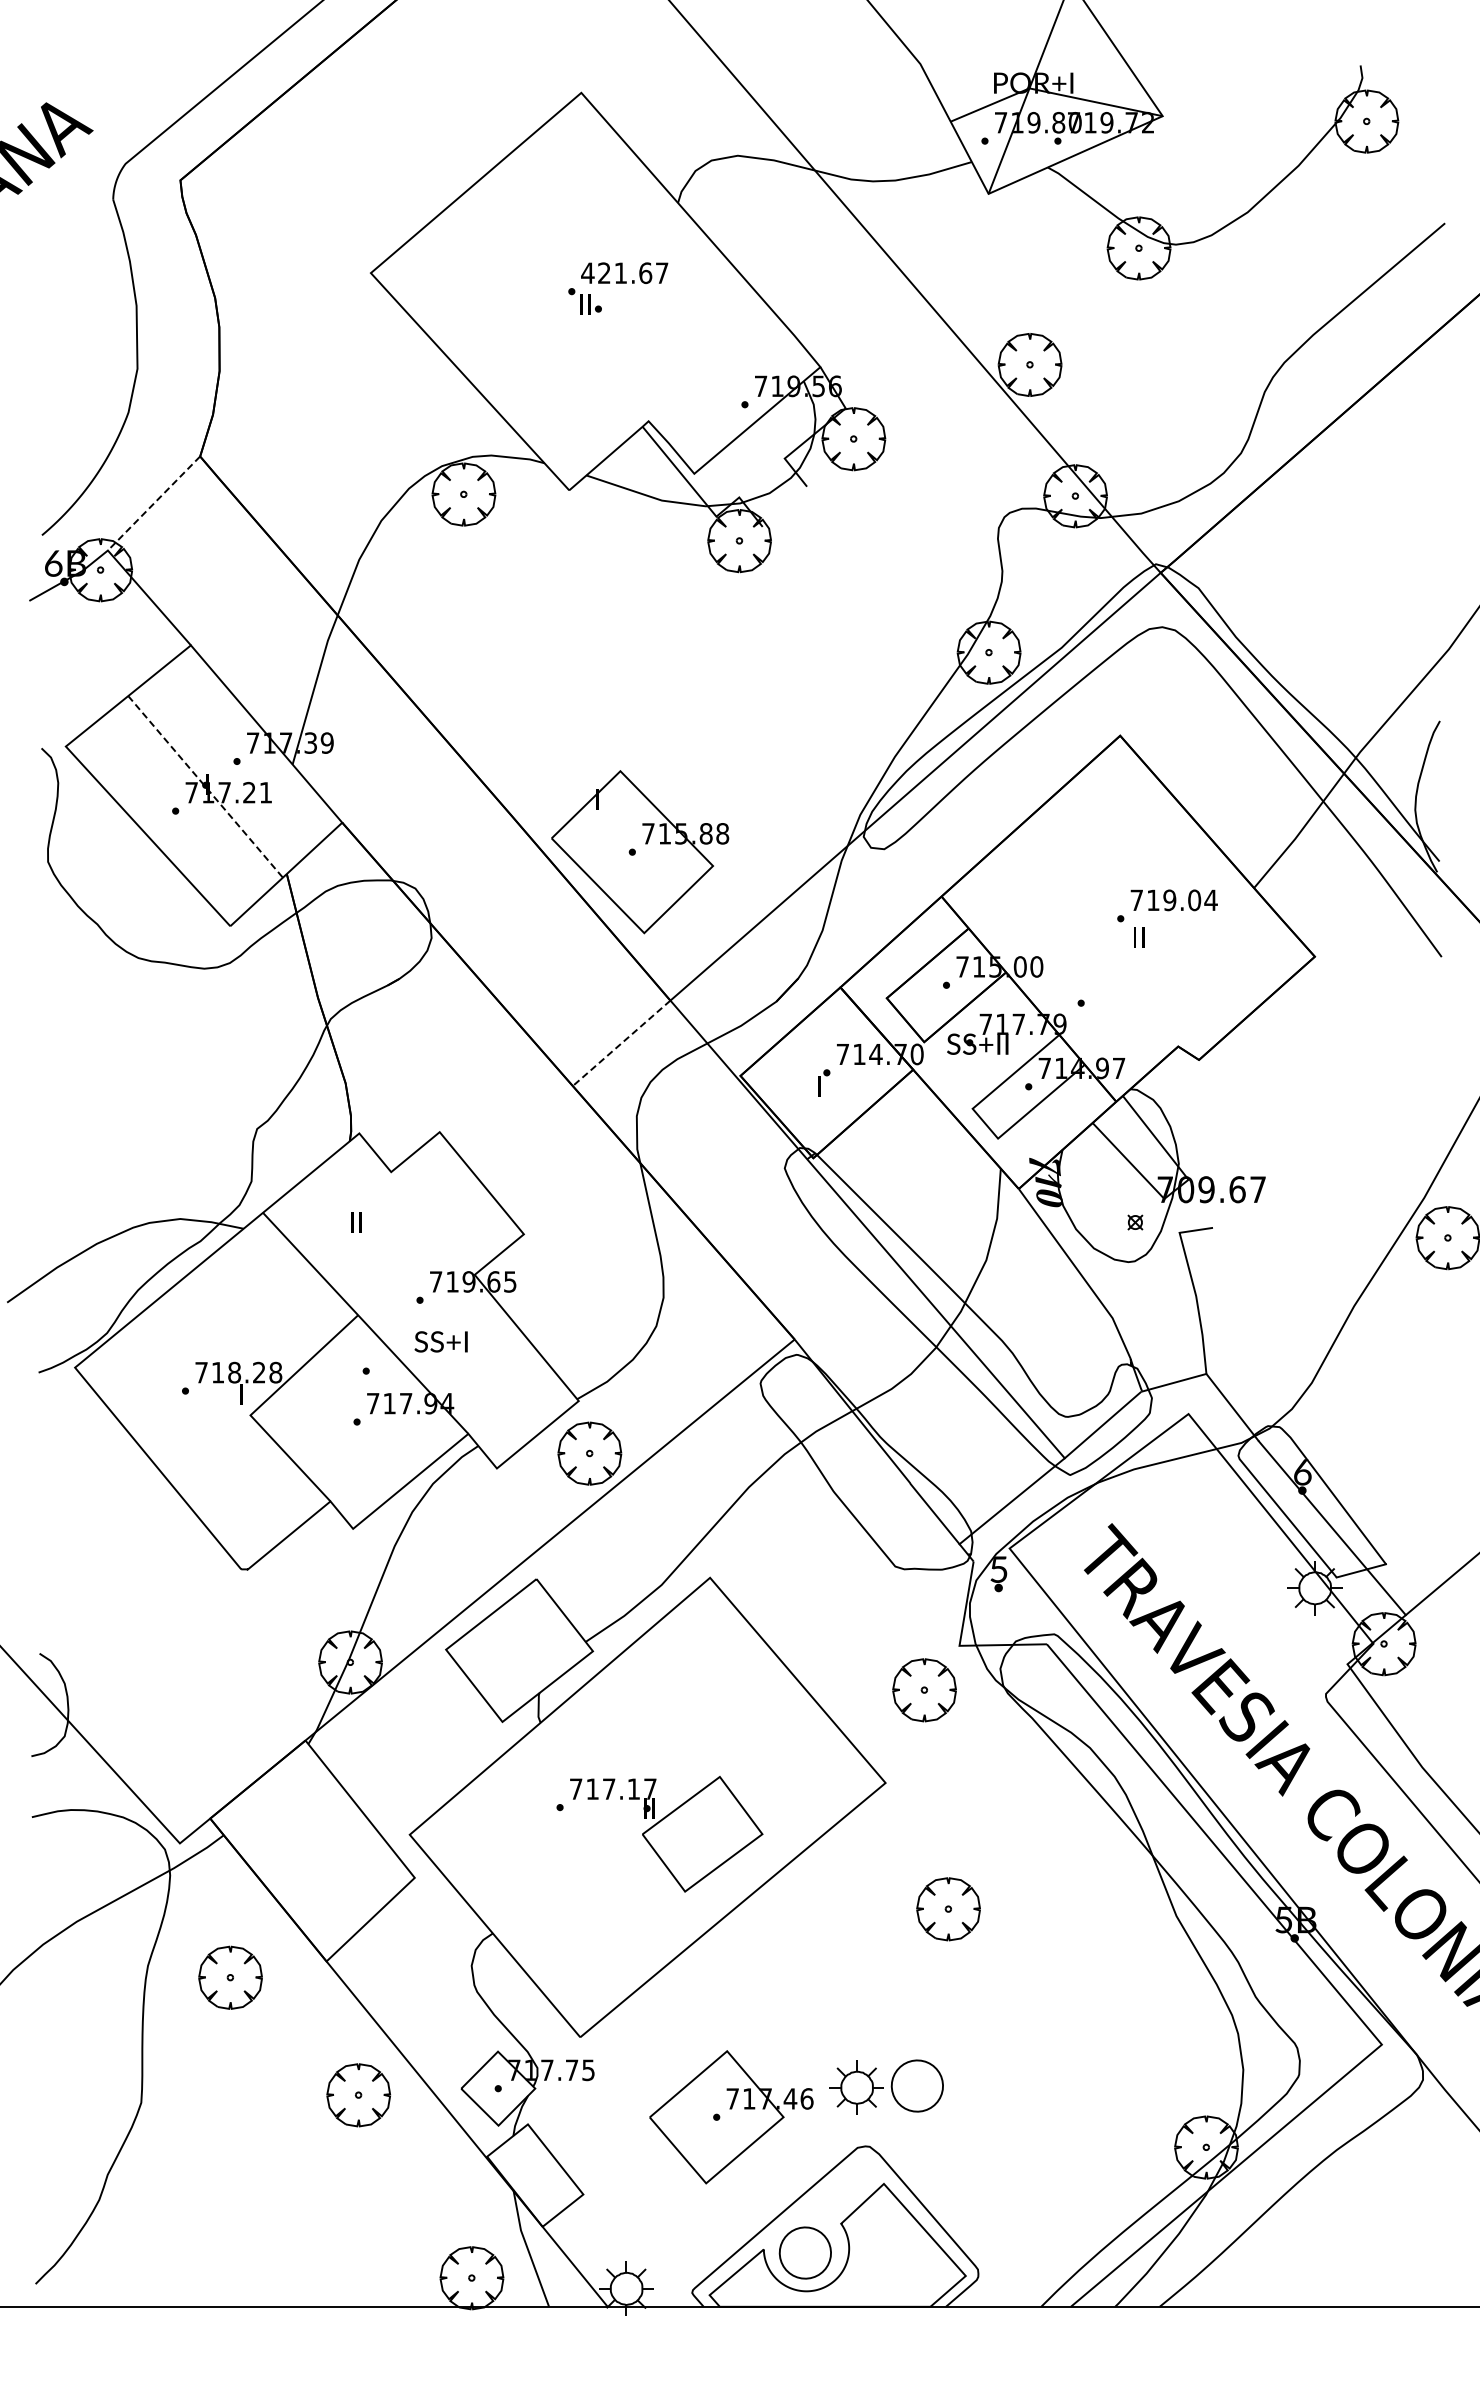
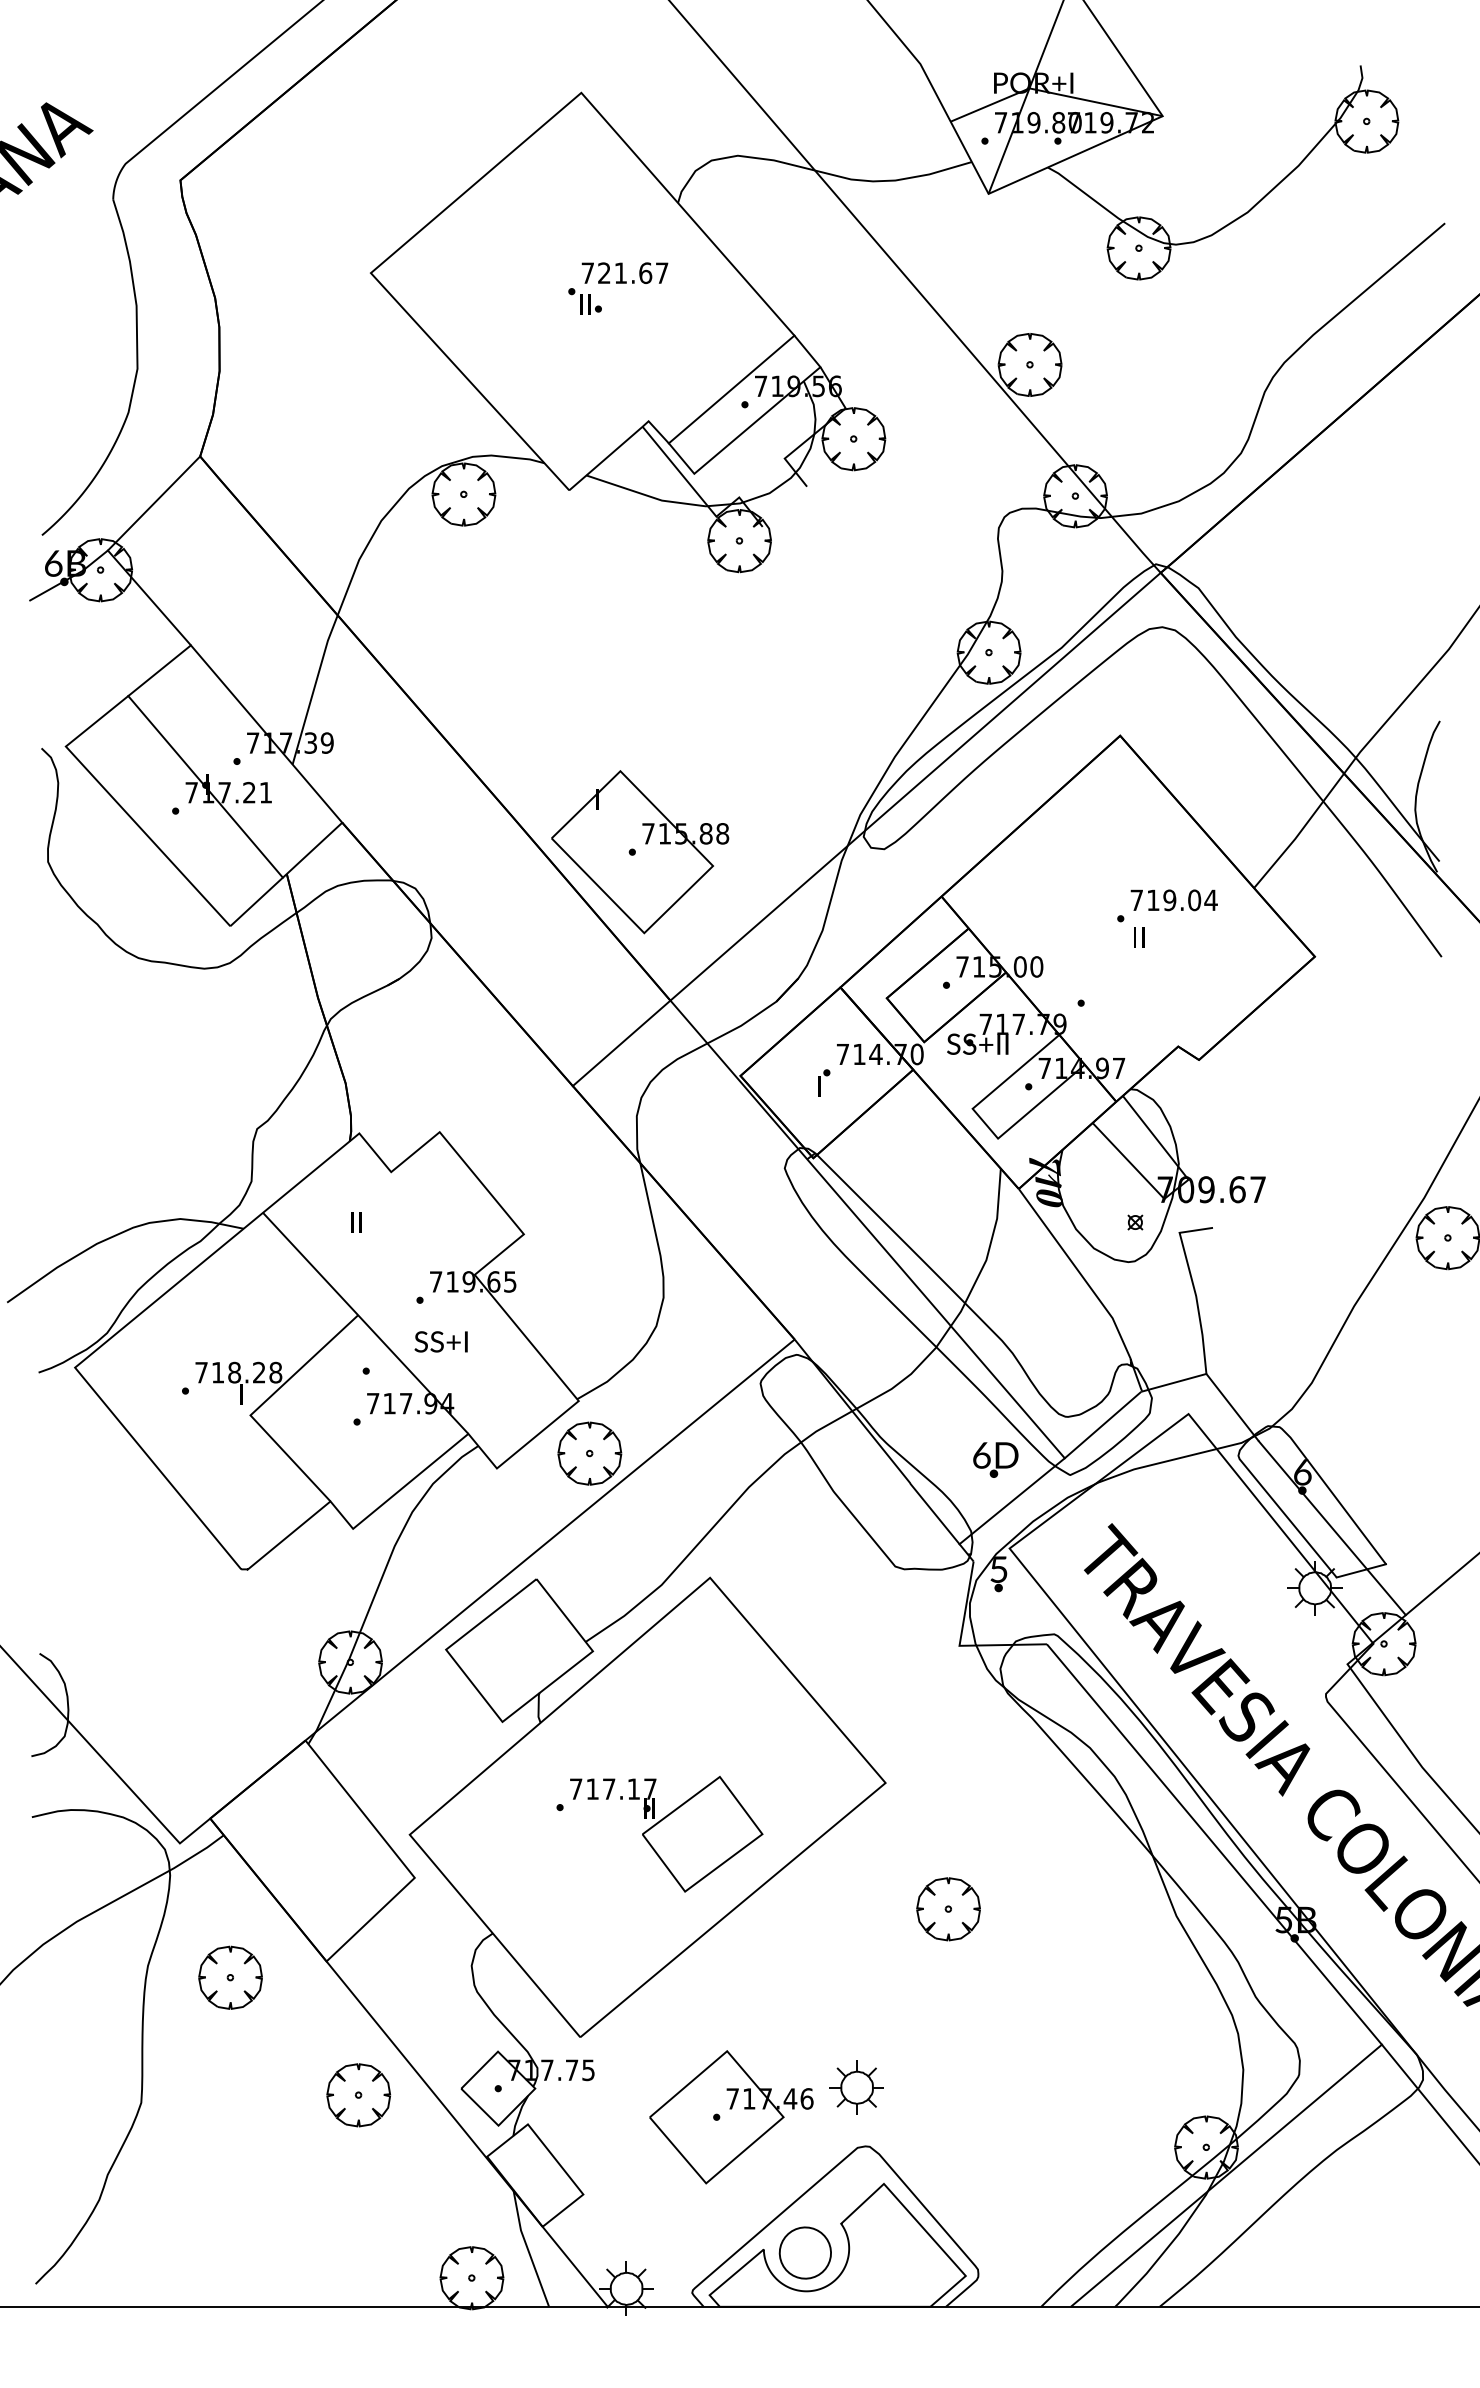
text: 421.67 -> 721.67 (587, 272)
line: none -> present (731, 389)
line: dashed -> solid (154, 503)
line: dashed -> solid (205, 787)
line: dashed -> solid (621, 1043)
part: none -> present (995, 1459)
part: present -> none (924, 1690)
part: present -> none (916, 2085)
line: none -> present (1428, 2102)
